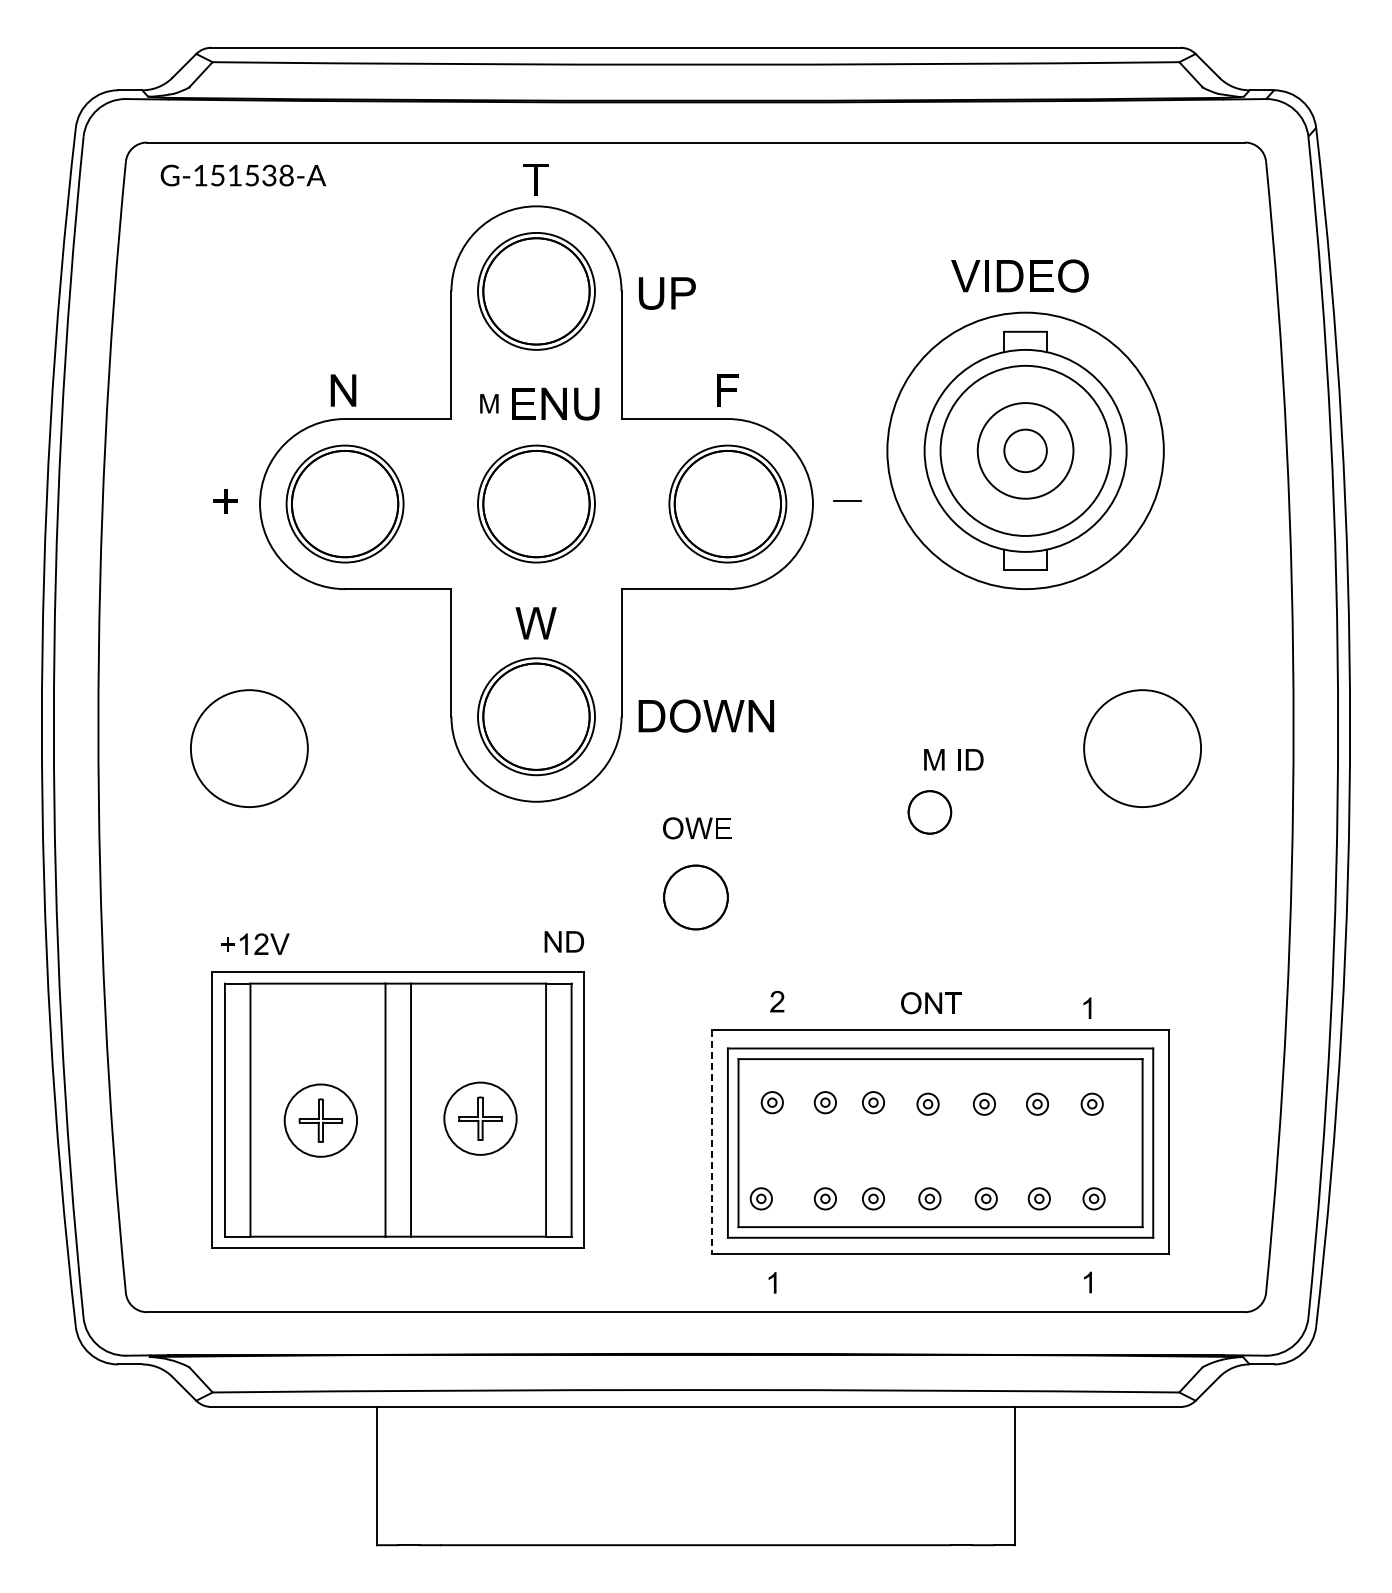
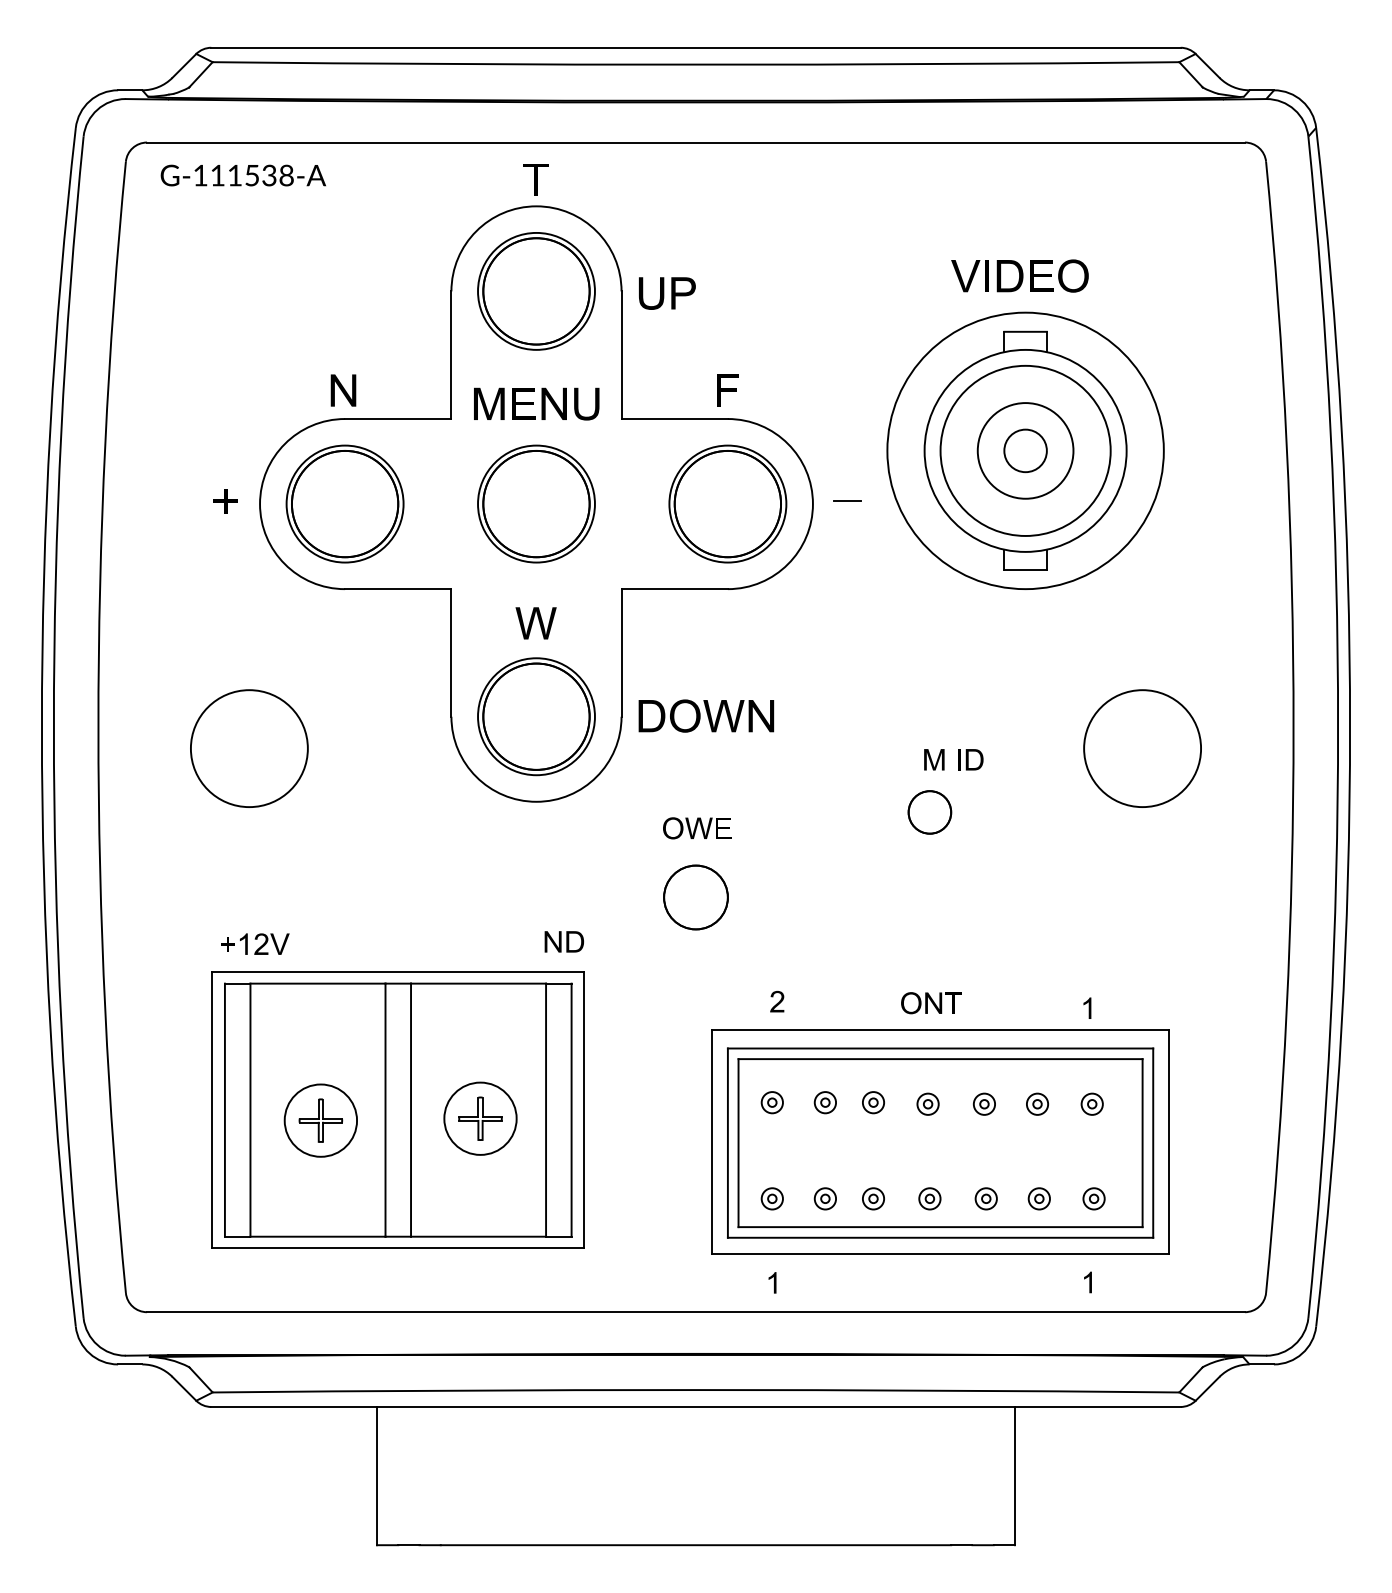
text: G-151538-A -> G-111538-A (217, 175)
part size: 19x20 px -> 31x33 px (489, 403)
line: dashed -> solid (711, 1142)
part position: (760, 1198) -> (771, 1198) (771, 1198)
